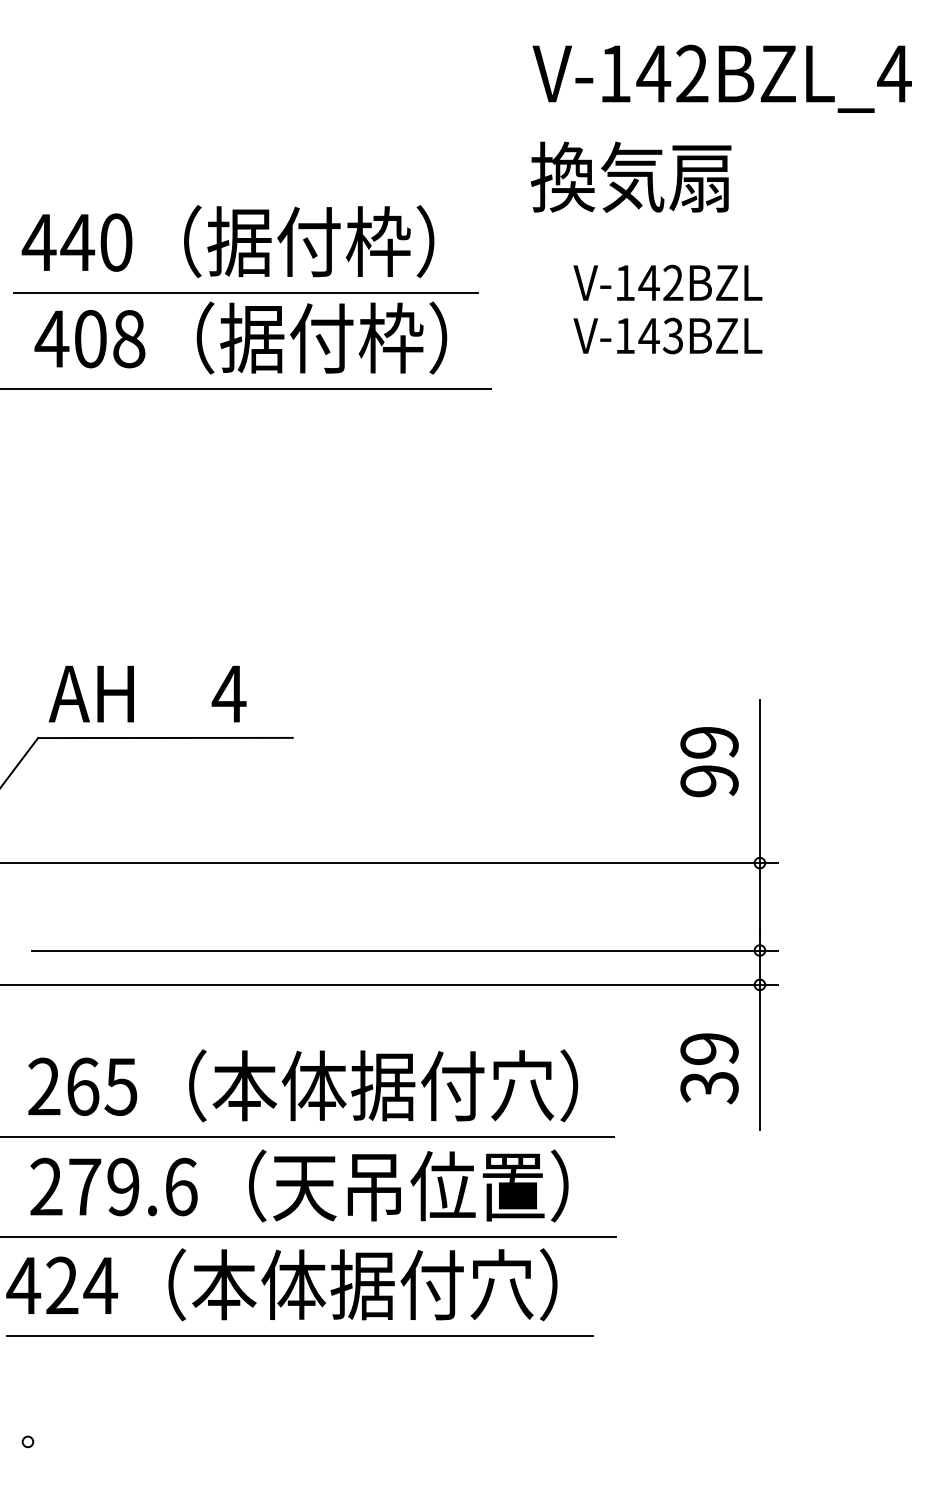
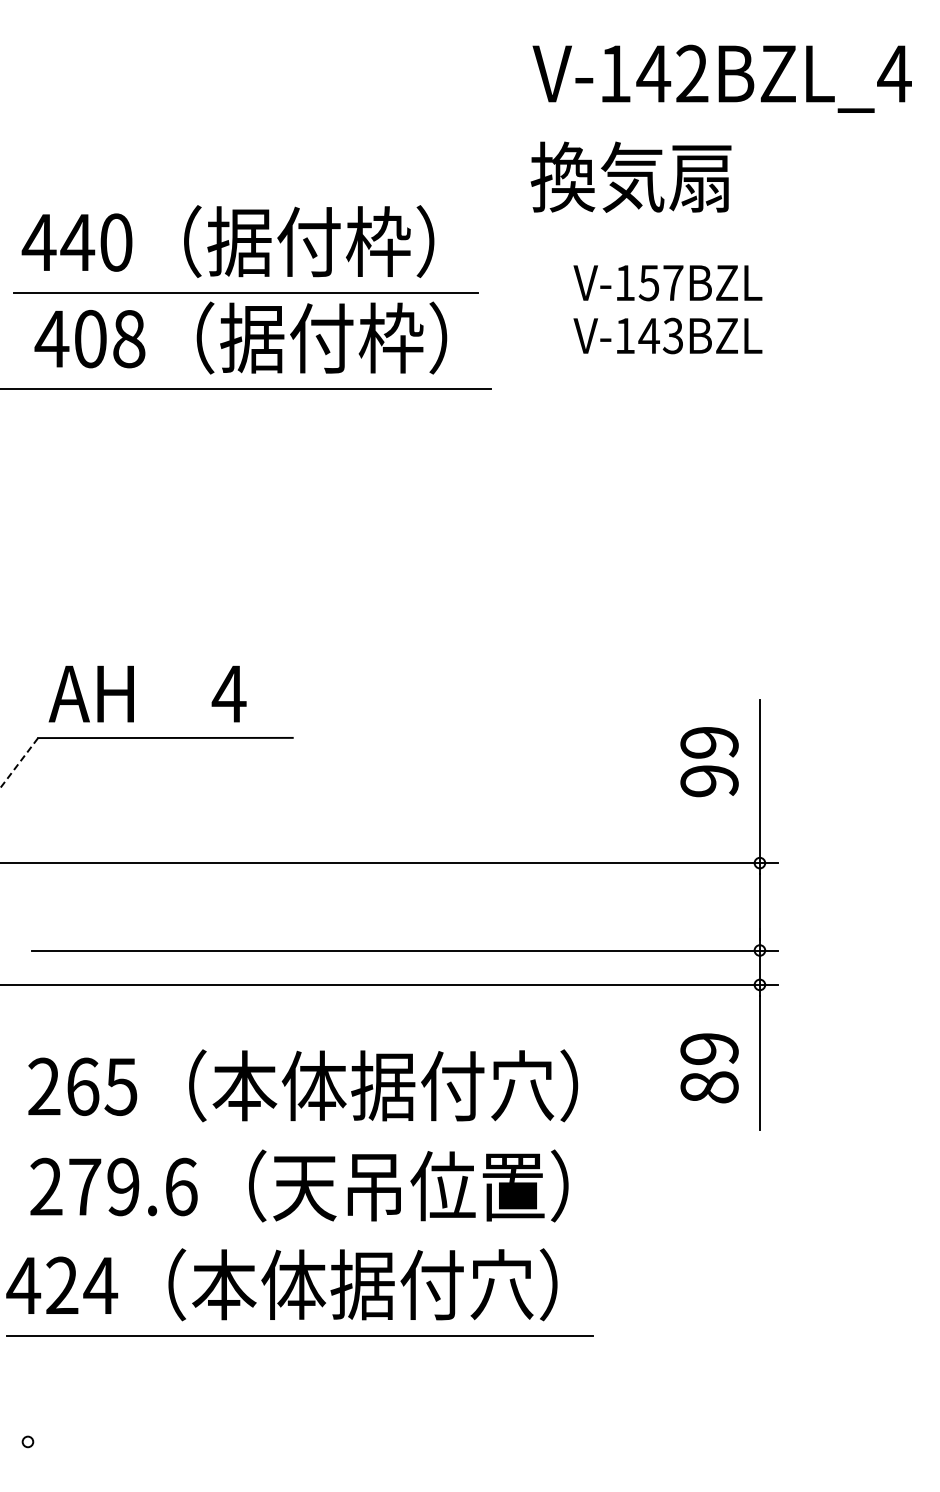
text: V-142BZL -> V-157BZL (660, 282)
line: solid -> dashed (18, 763)
text: 39 -> 89 (709, 1087)
line: present -> none (307, 1137)
line: present -> none (308, 1237)
